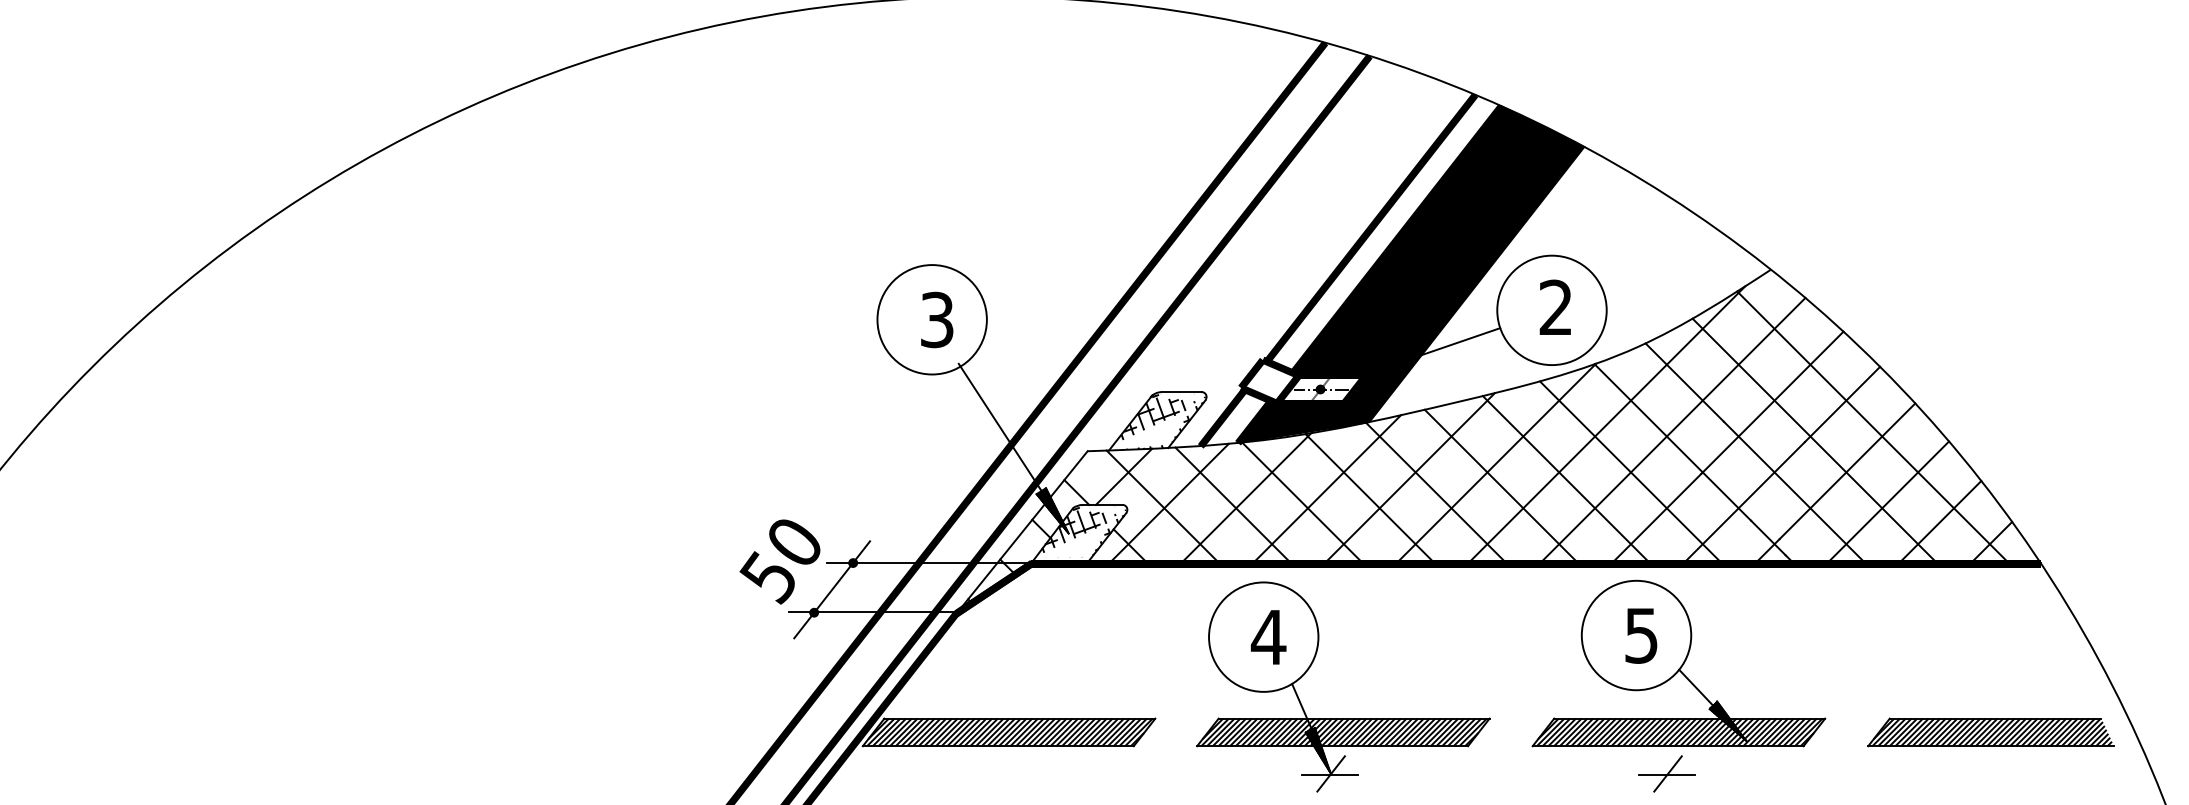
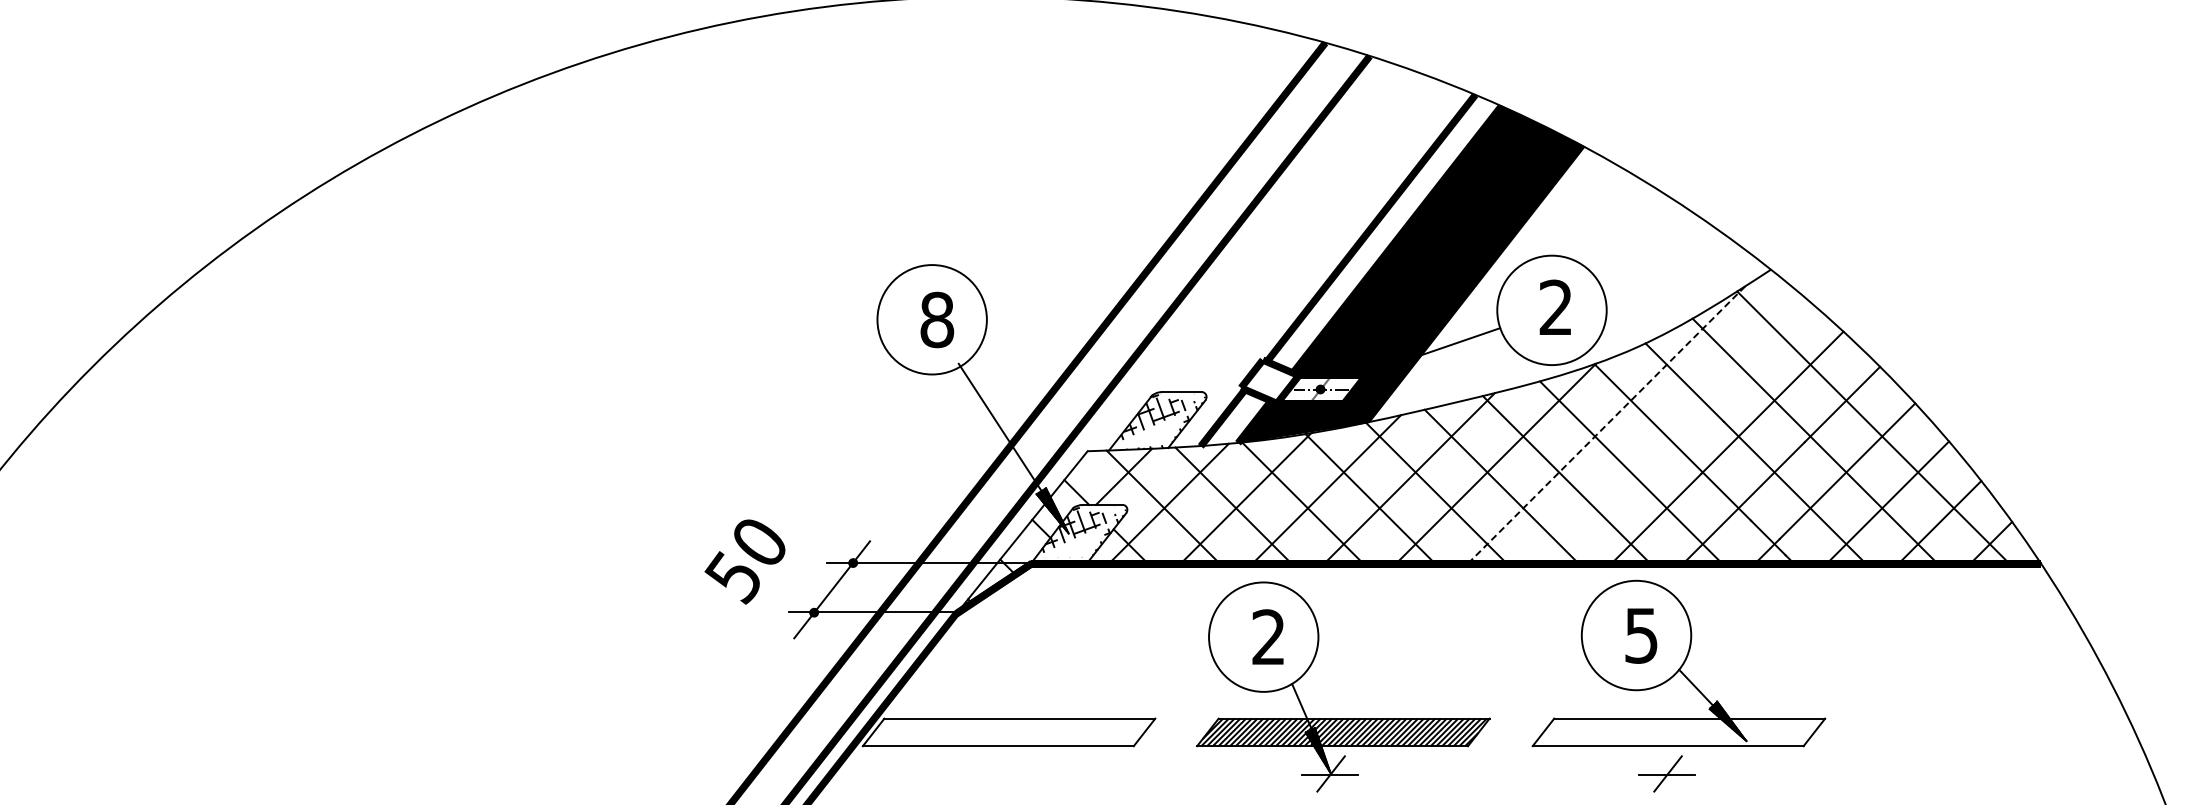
text: 3 -> 8 (937, 319)
line: solid -> dashed (1606, 424)
line: present -> none (1672, 430)
text position: (779, 561) -> (744, 561) (744, 561)
text: 4 -> 2 (1268, 636)
hatch: present -> none (1009, 732)
hatch: present -> none (1679, 732)
part: present -> none (1990, 732)
